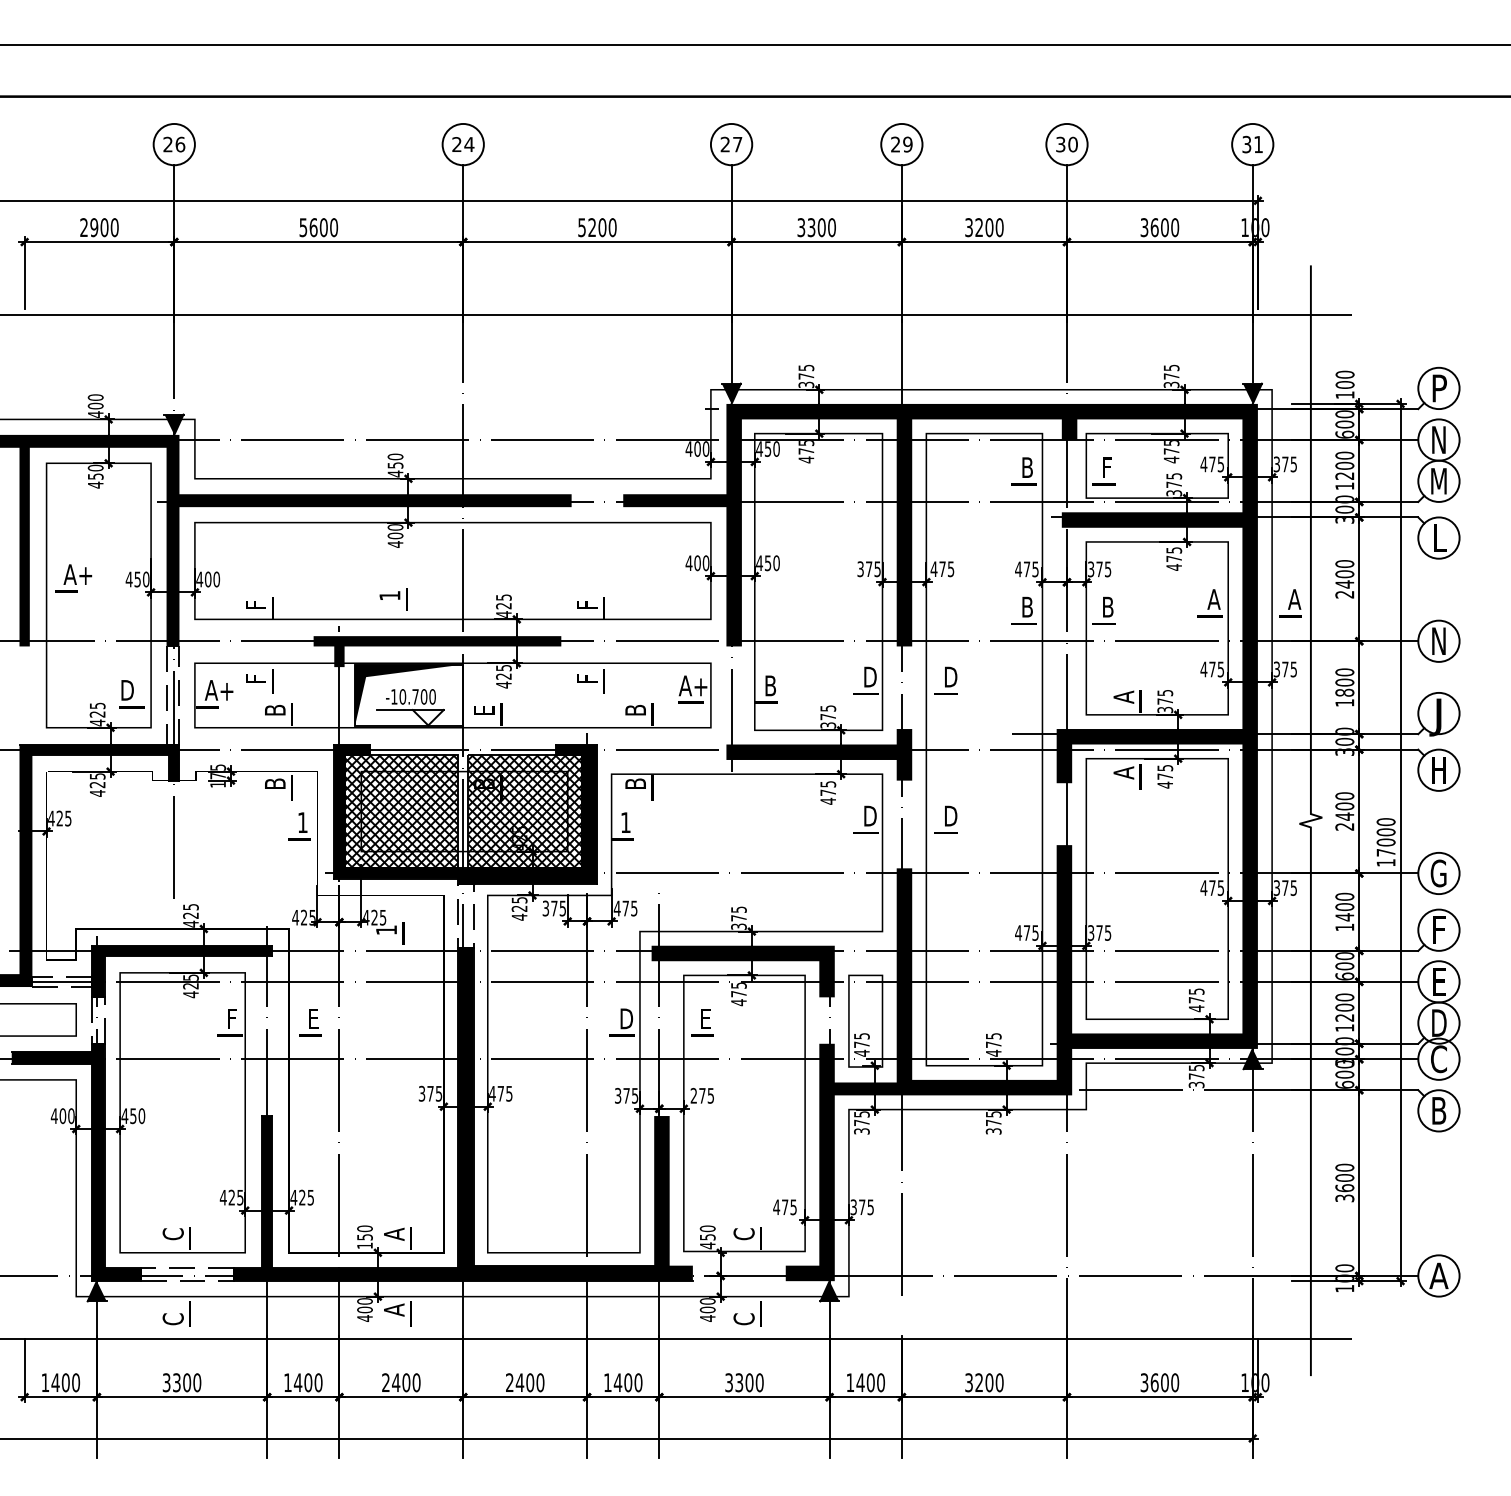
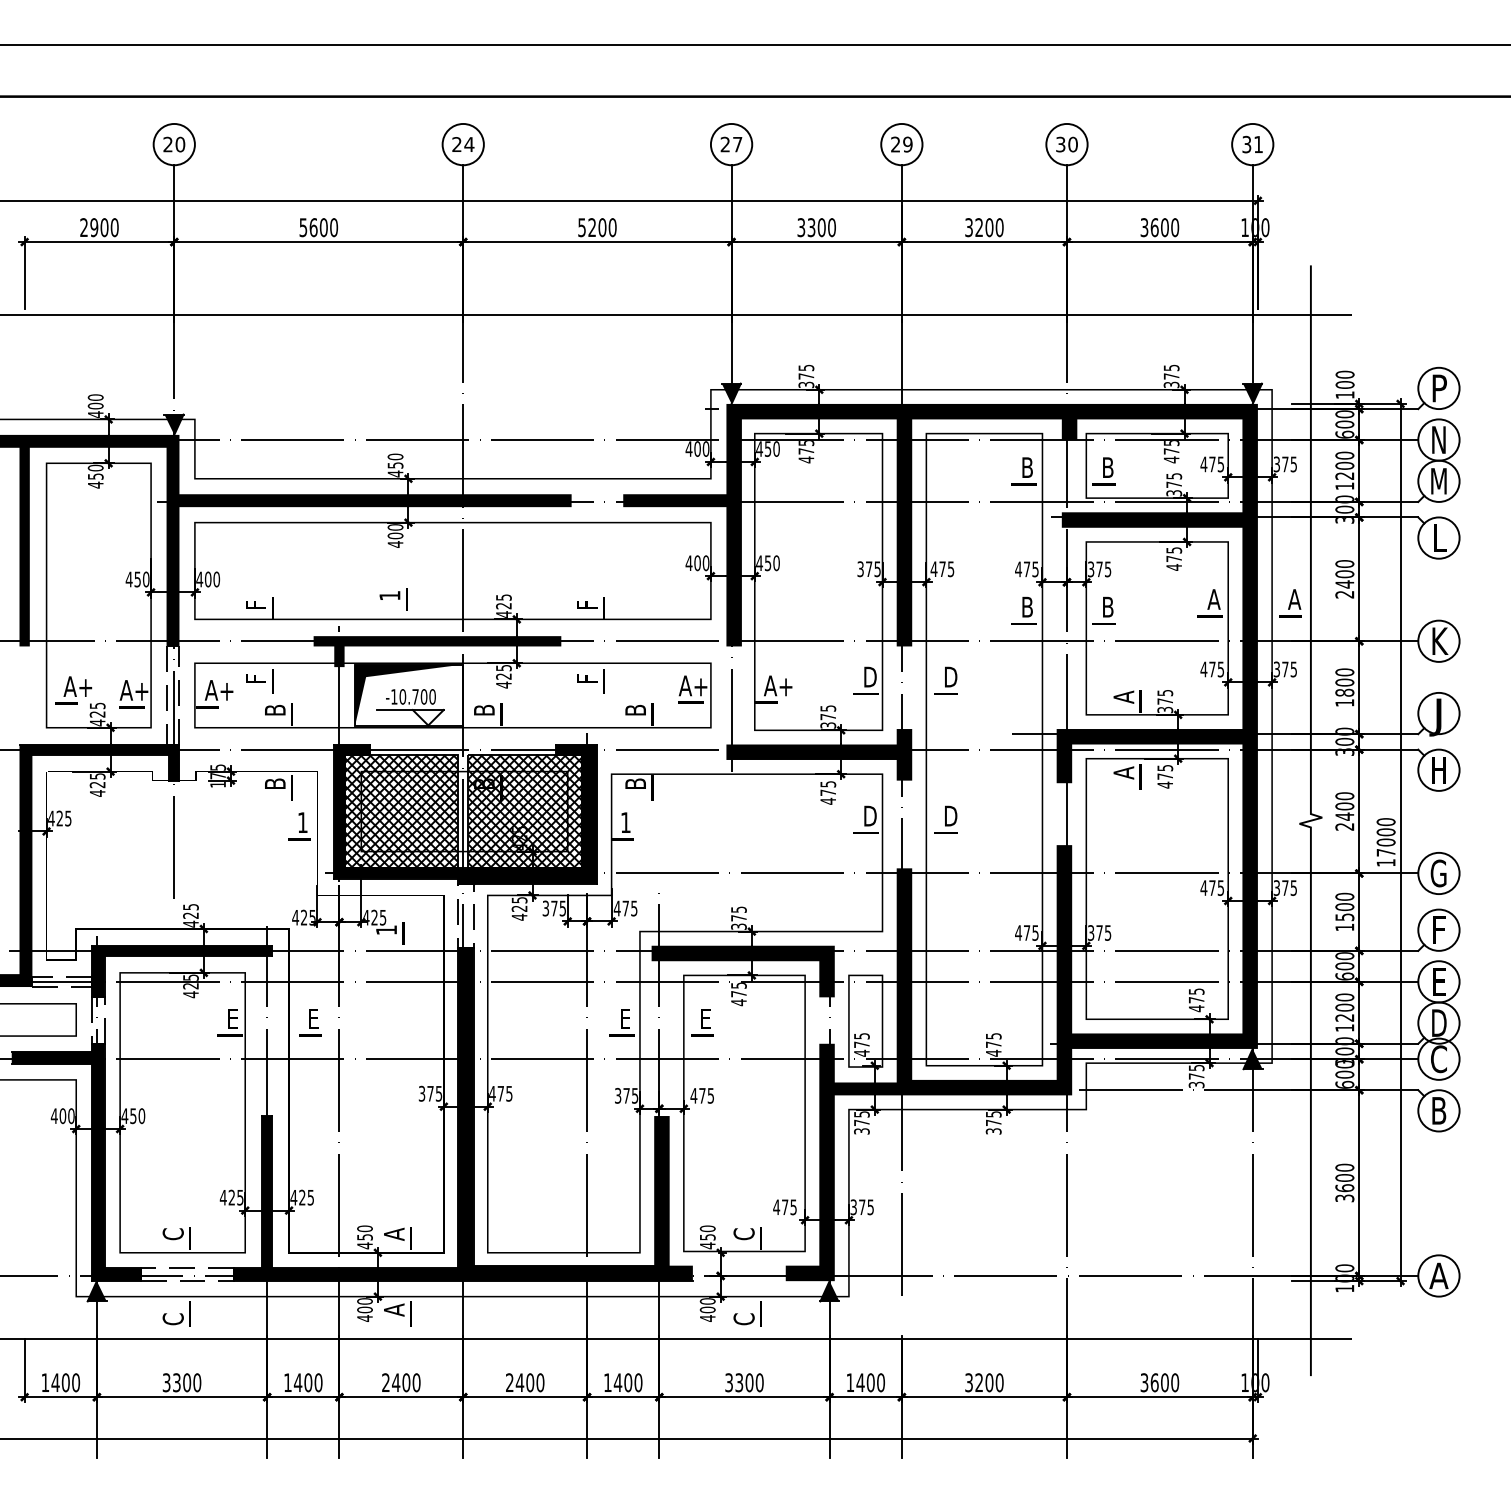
text: 26 -> 20 (180, 143)
text: F -> B (1108, 467)
text position: (73, 578) -> (73, 690) (73, 690)
text: N -> K (1440, 640)
text: B -> A+ (778, 685)
text: D -> A+ (133, 690)
text: E -> B (484, 710)
text: 1400 -> 1500 (1344, 917)
text: F -> E (233, 1018)
text: D -> E (626, 1018)
text: 275 -> 475 (693, 1095)
text: 150 -> 450 (364, 1245)
